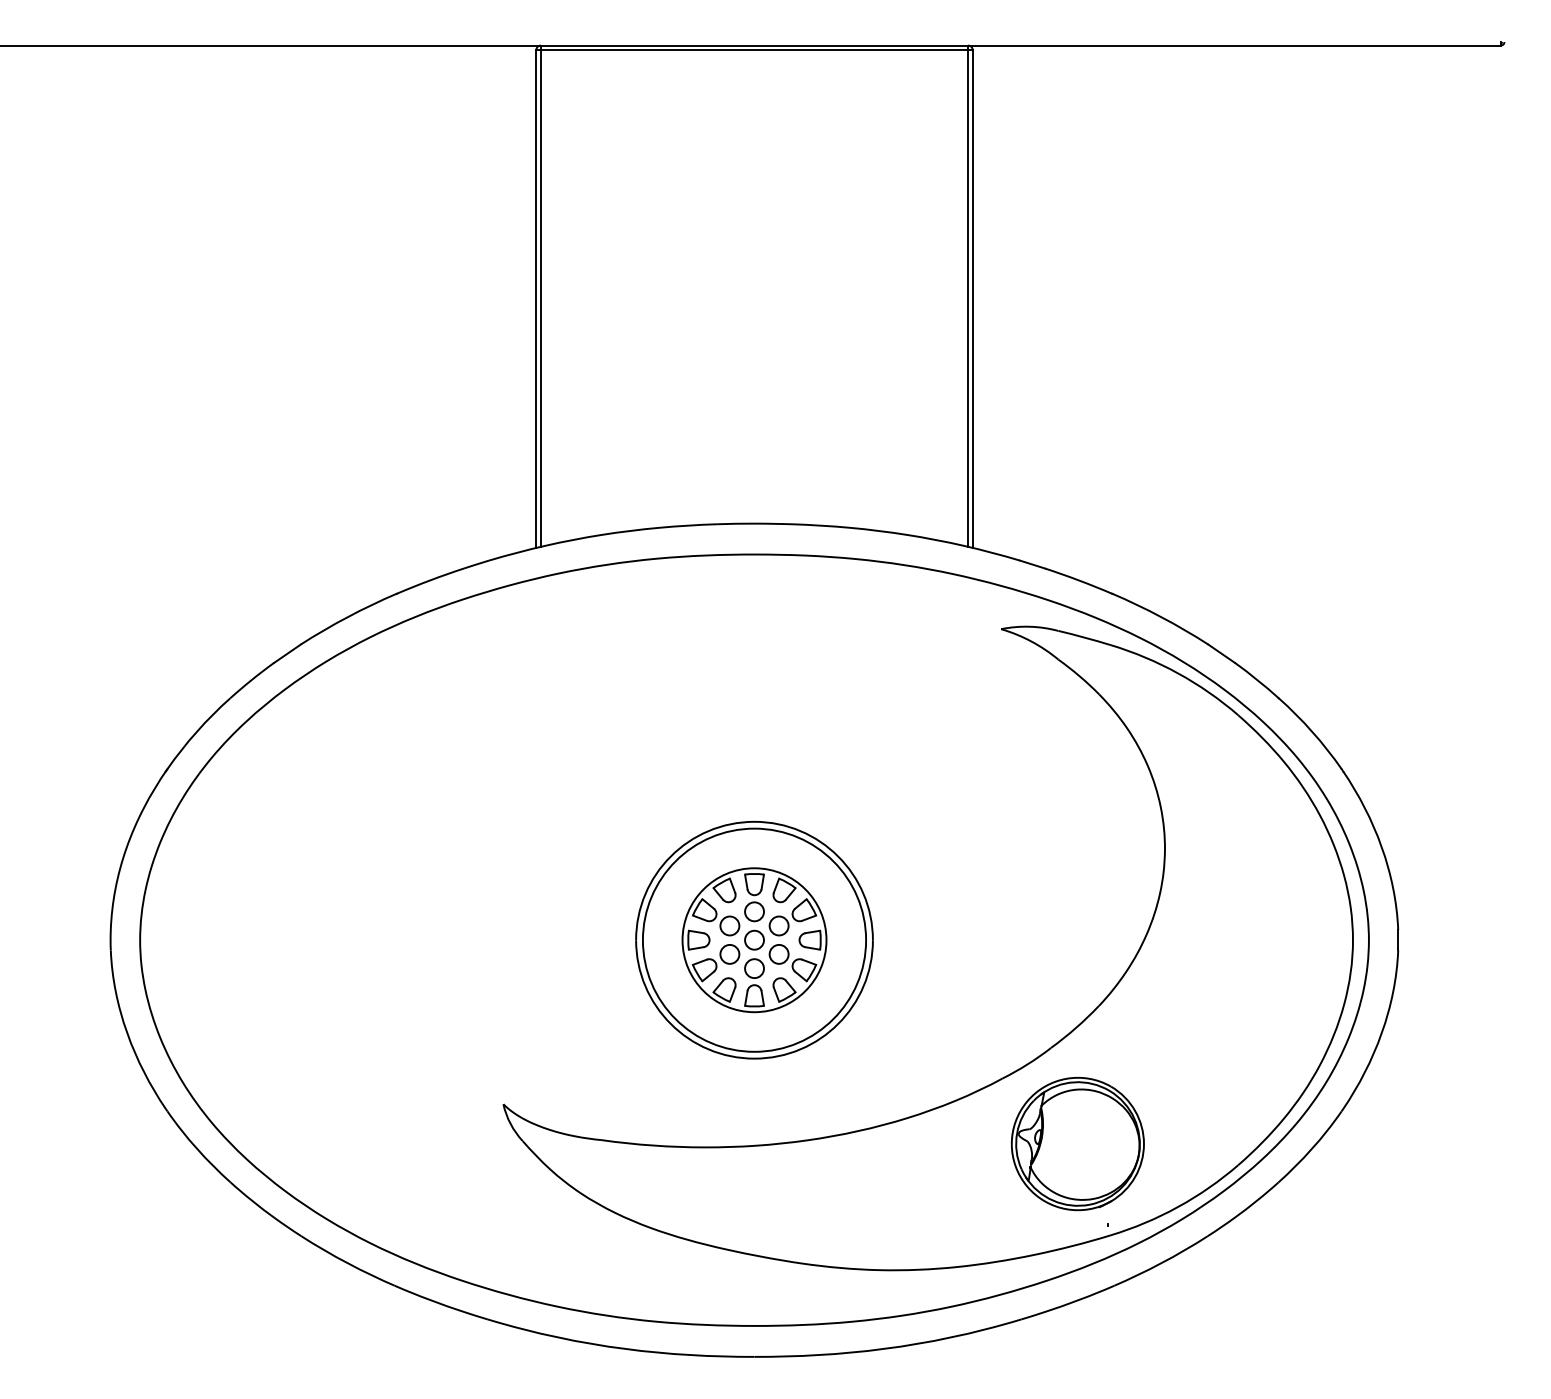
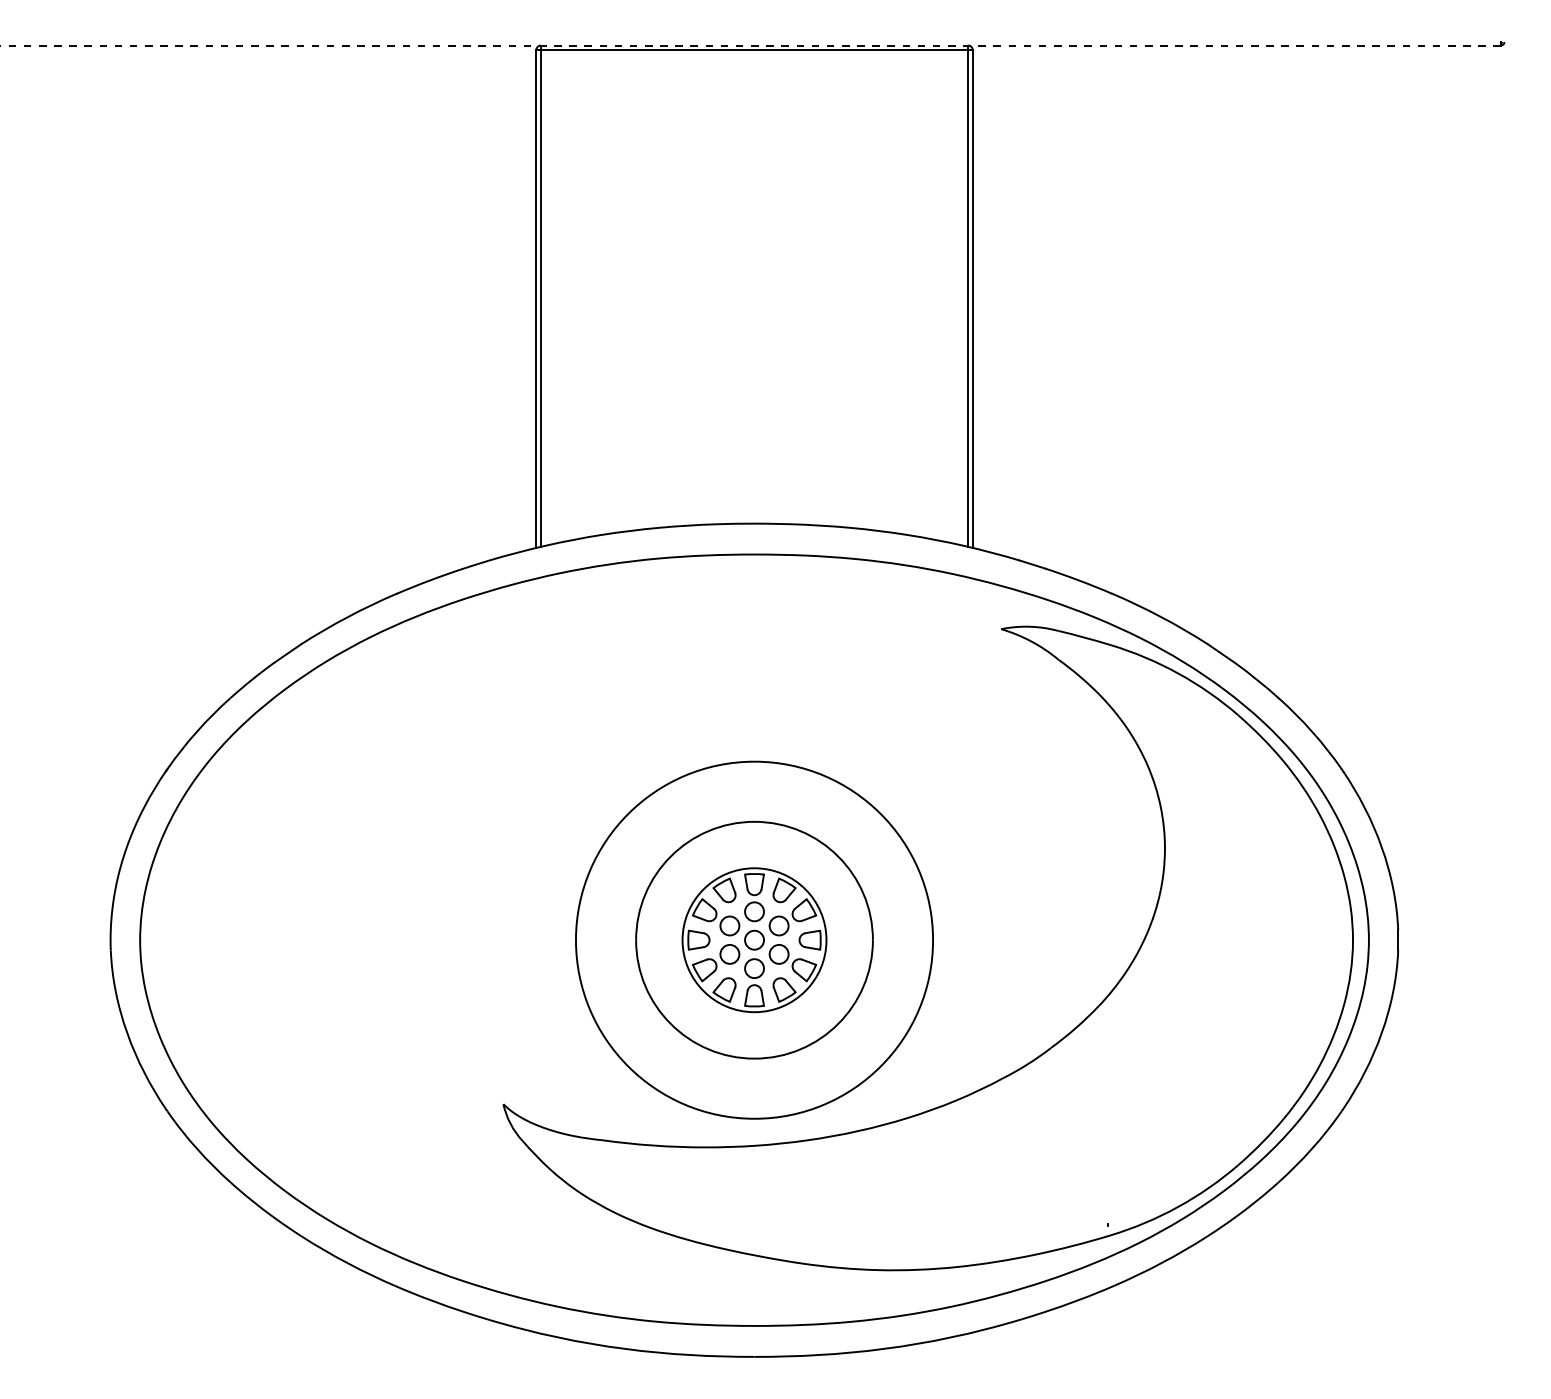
line: solid -> dashed (750, 45)
circle diameter: 223 px -> 357 px (754, 939)
part: present -> none (1077, 1144)
